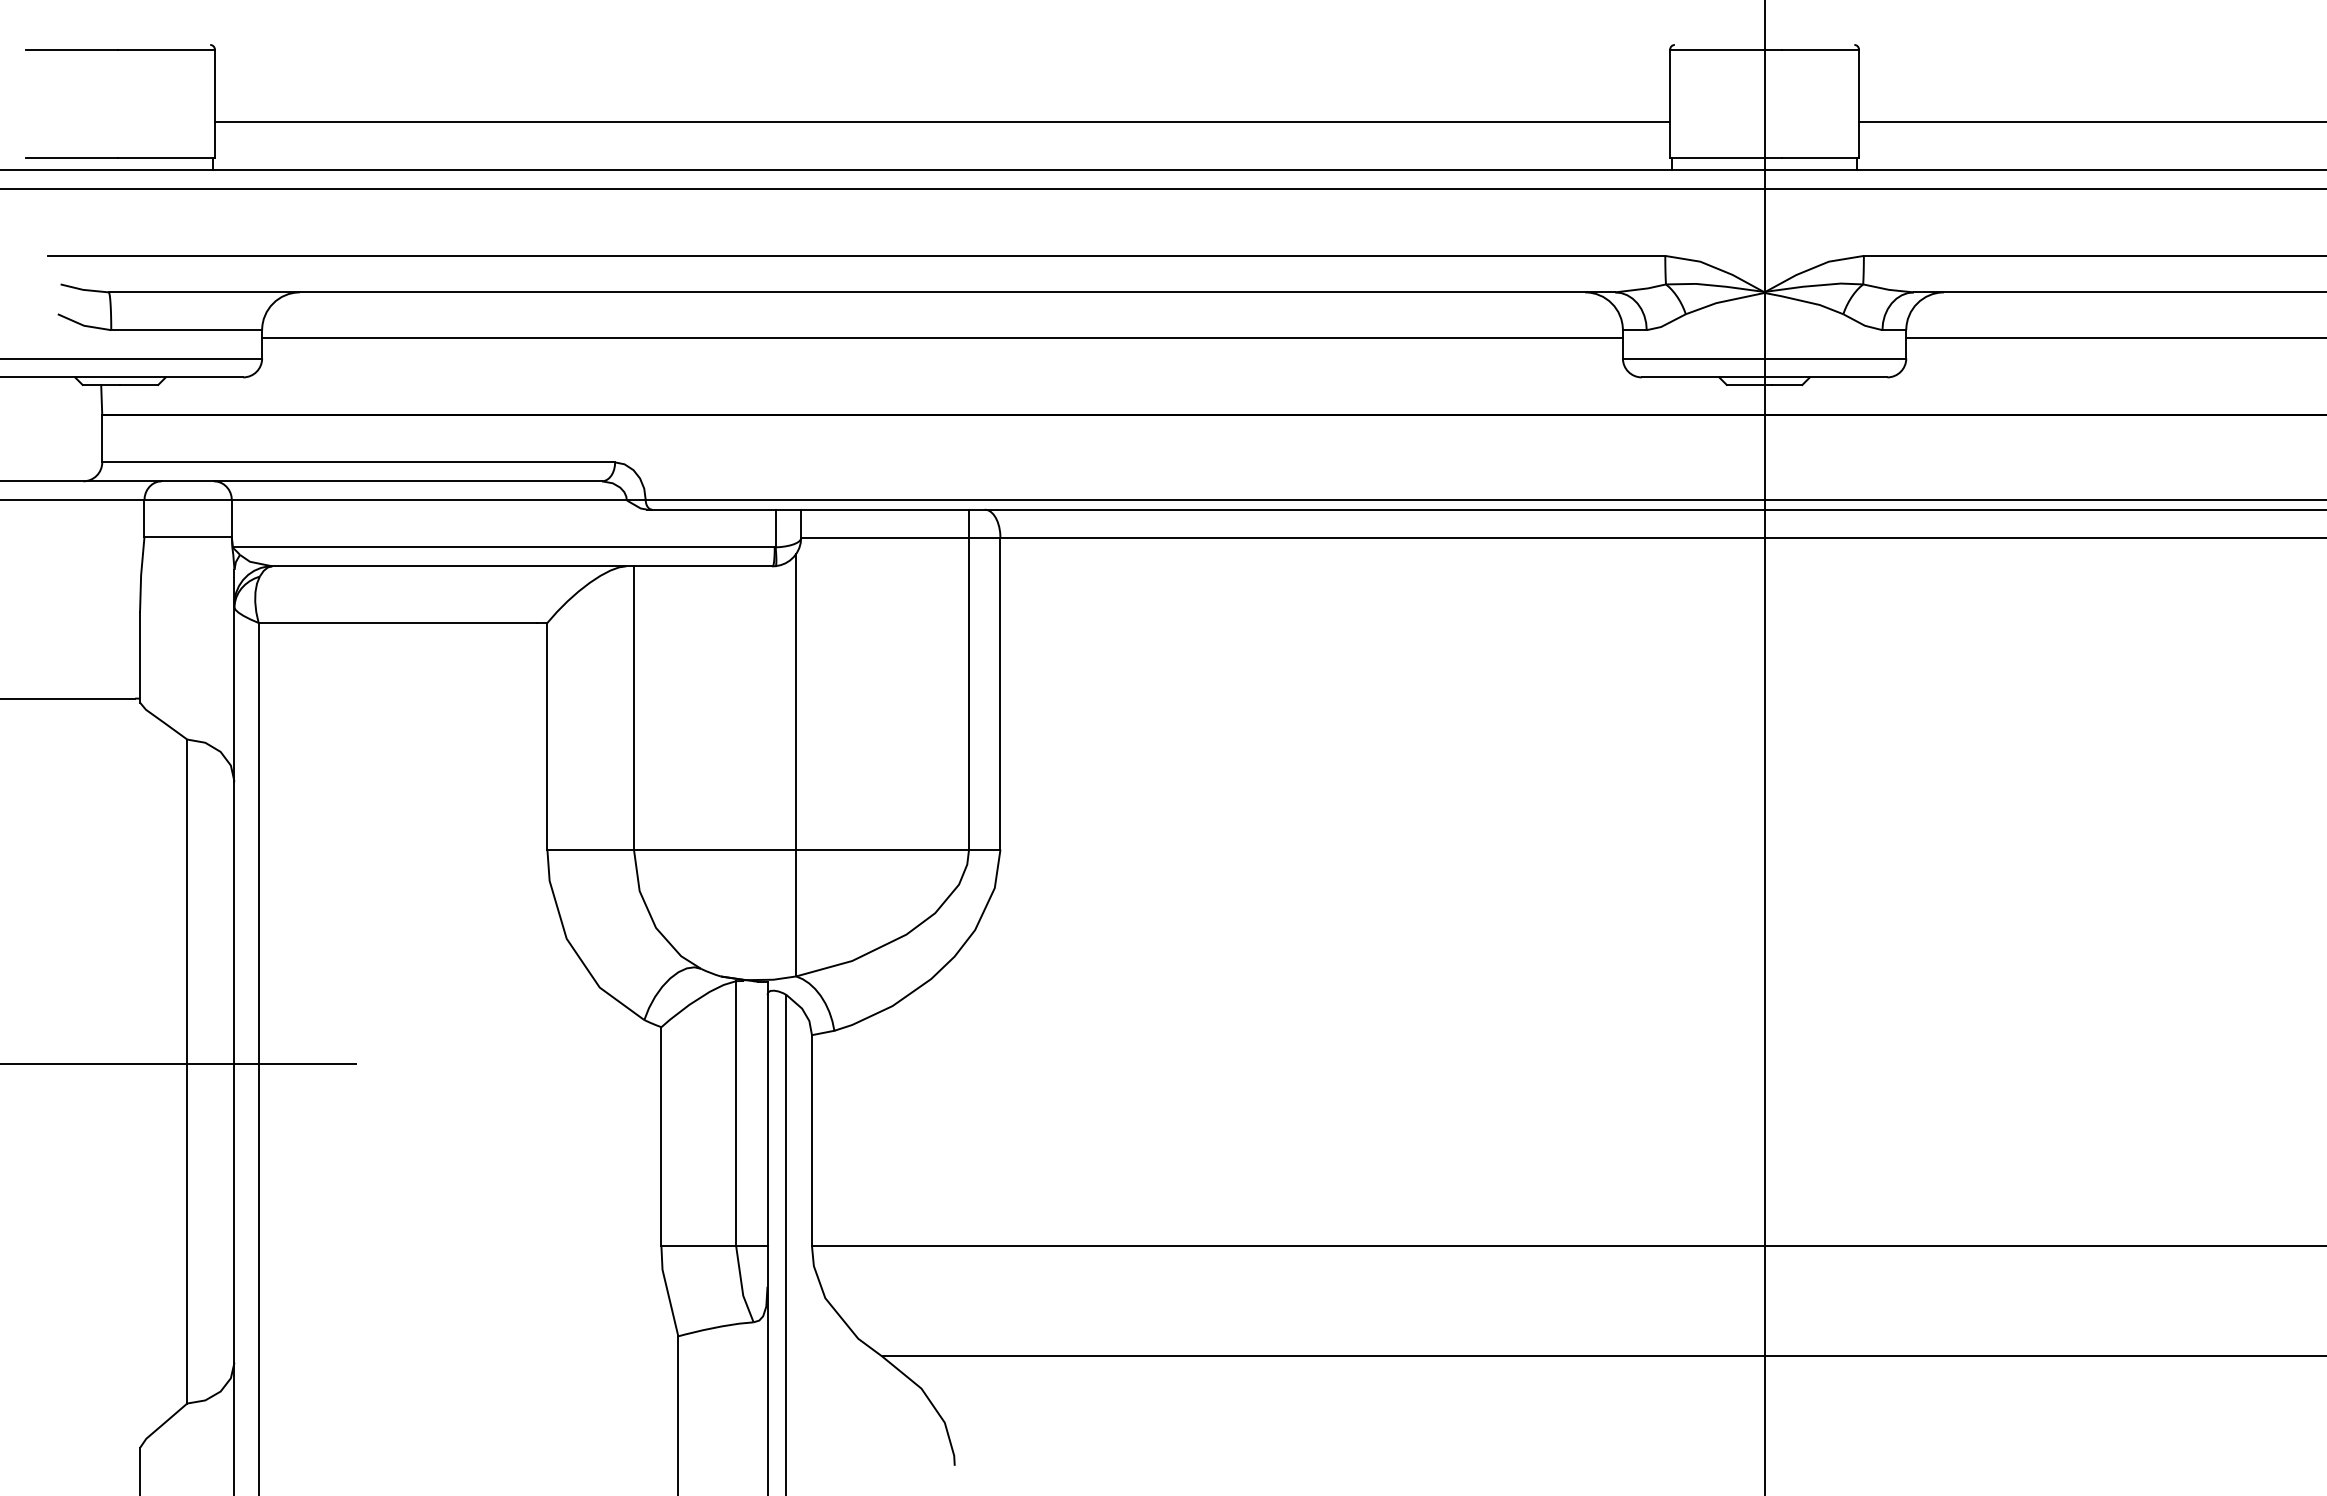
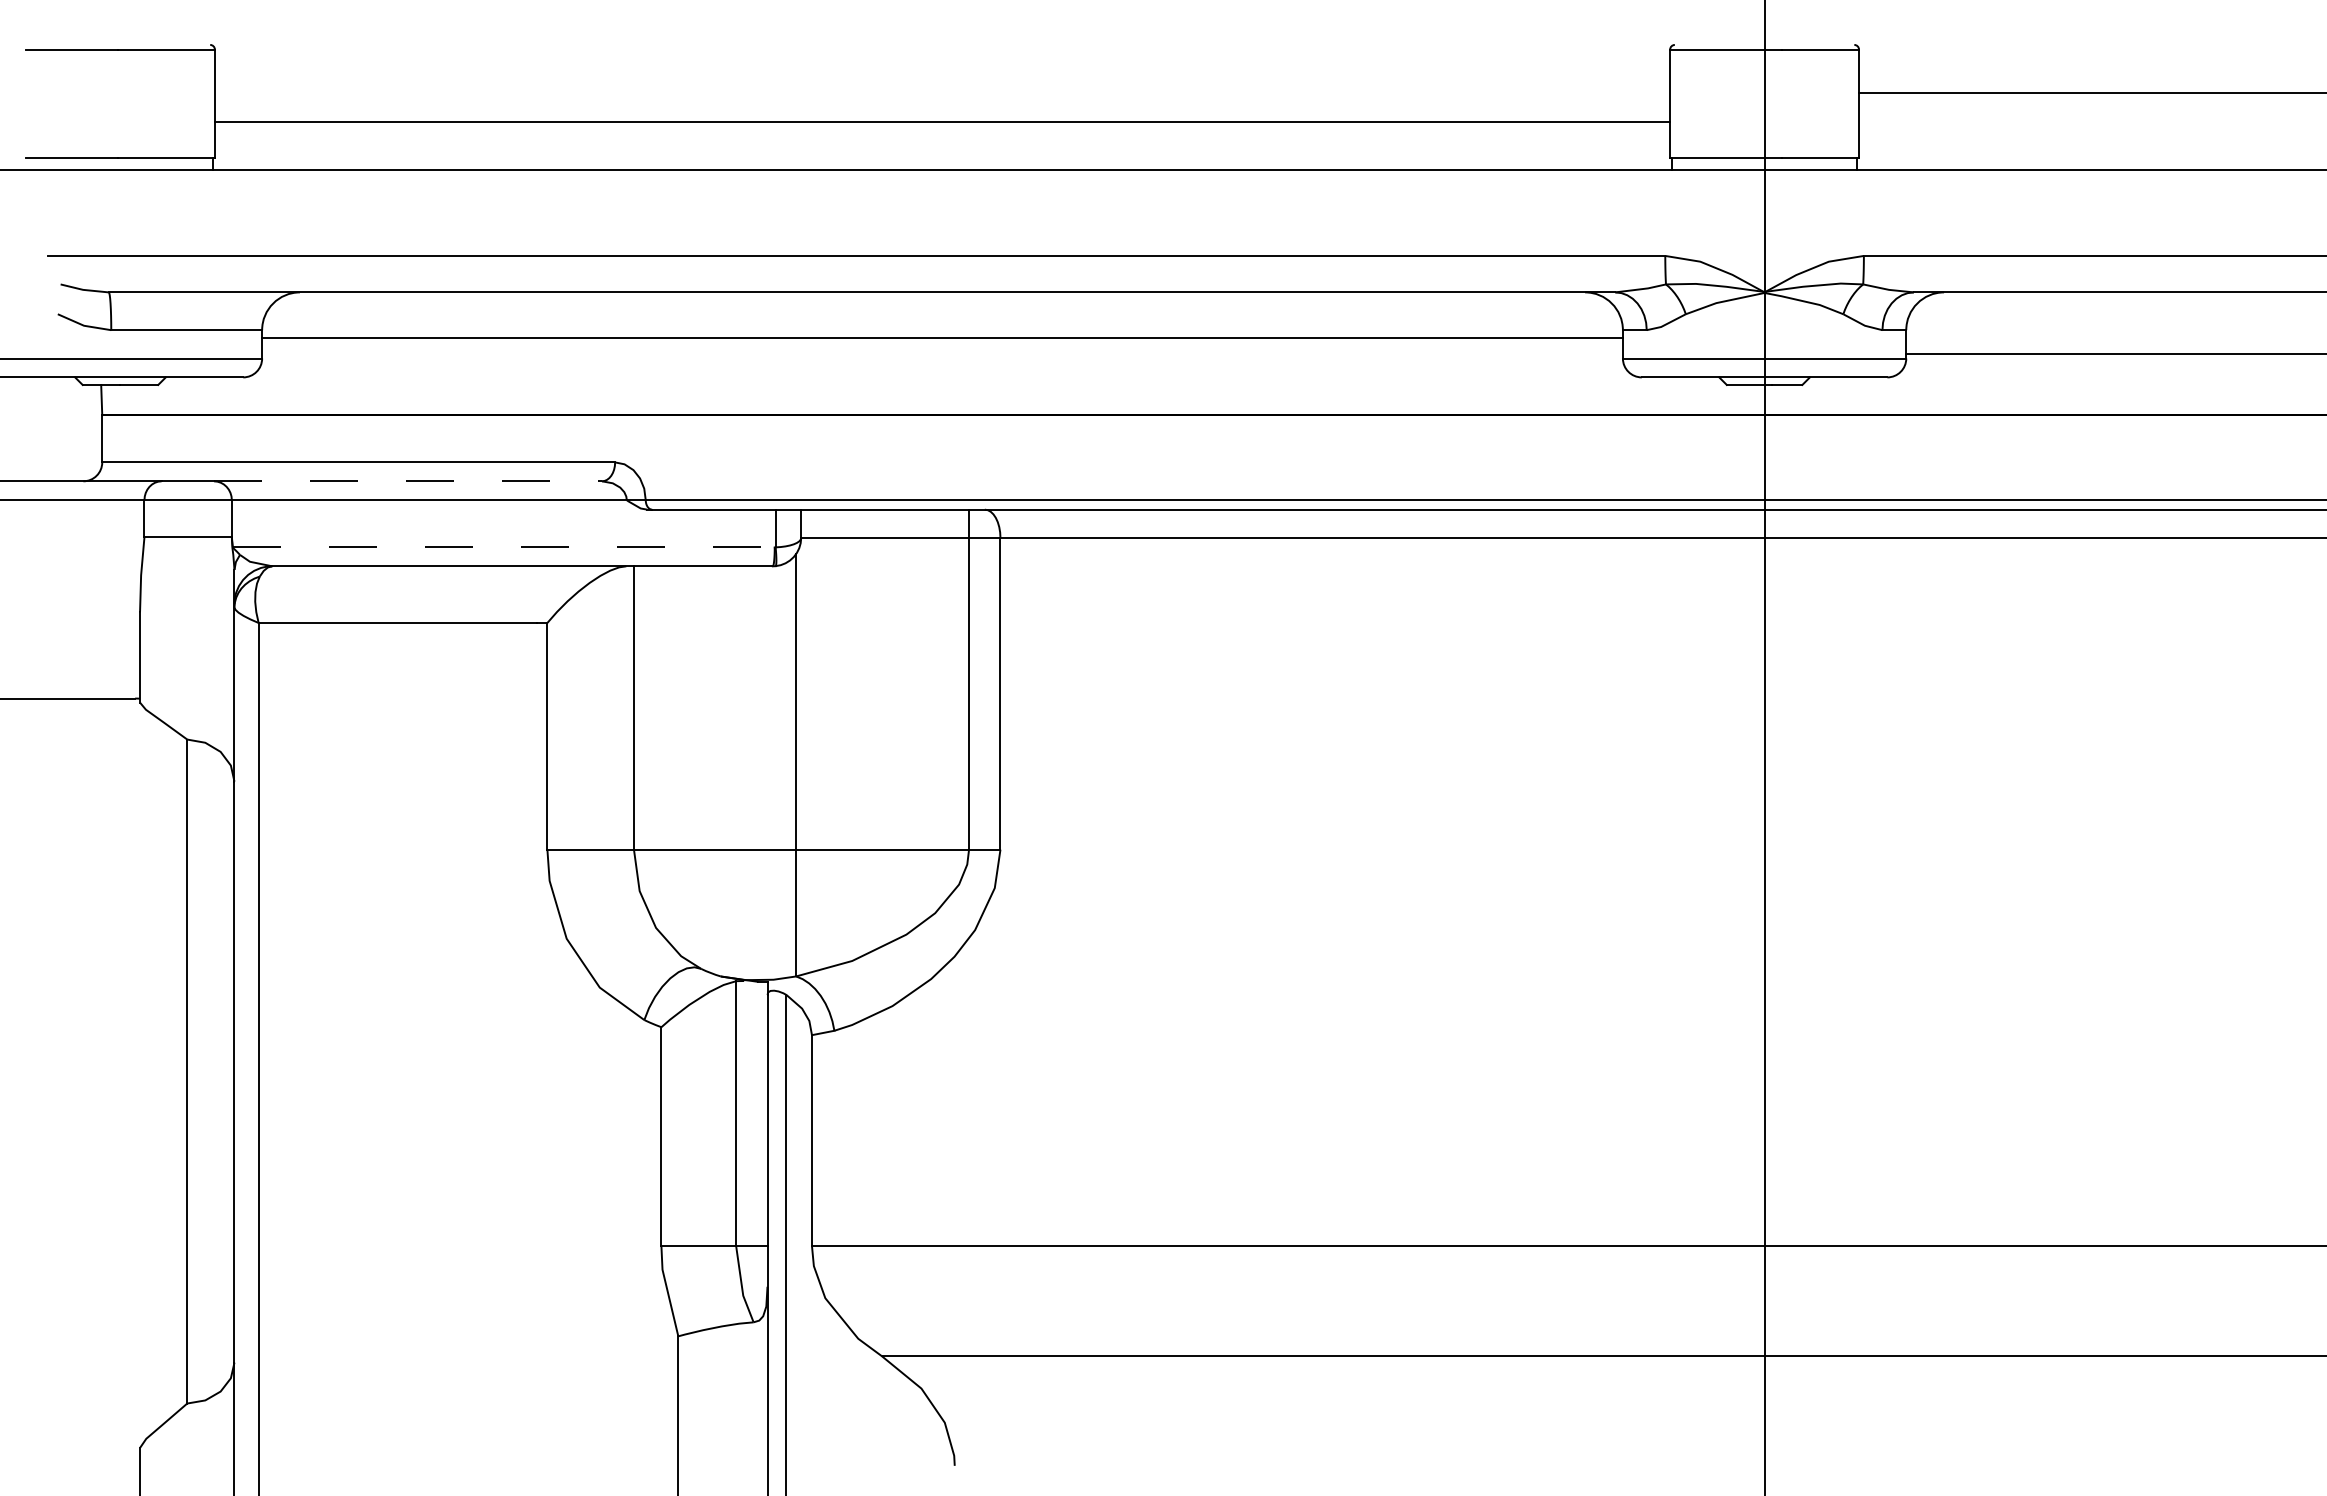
line position: (2091, 122) -> (2091, 93) (2091, 93)
line: present -> none (1162, 188)
line position: (2114, 337) -> (2114, 353) (2114, 353)
line: solid -> dashed (408, 481)
line: solid -> dashed (503, 547)
line: present -> none (179, 1064)
